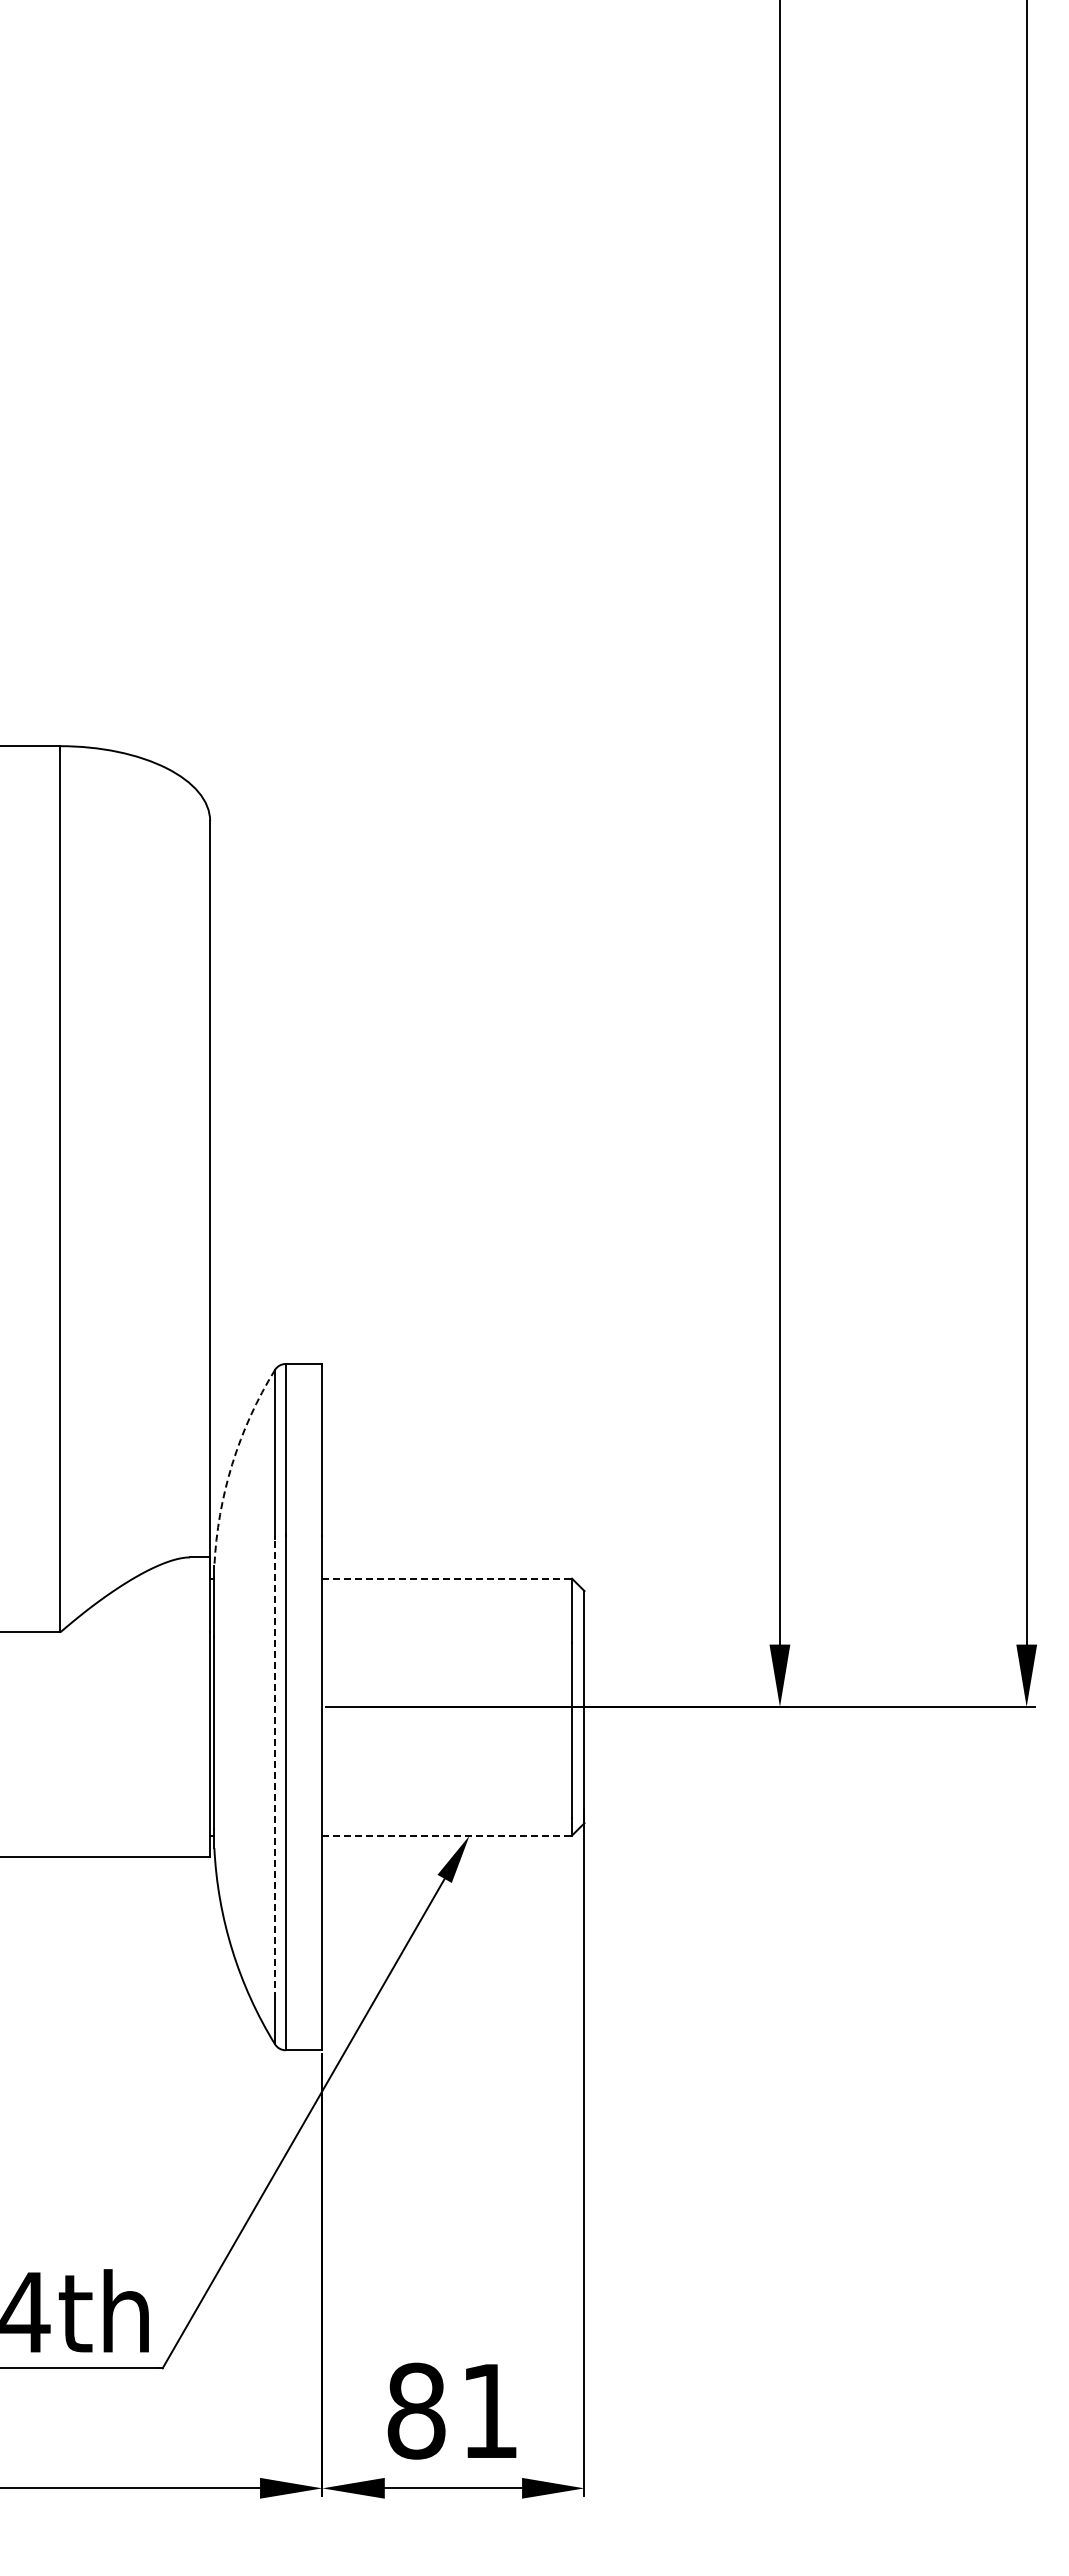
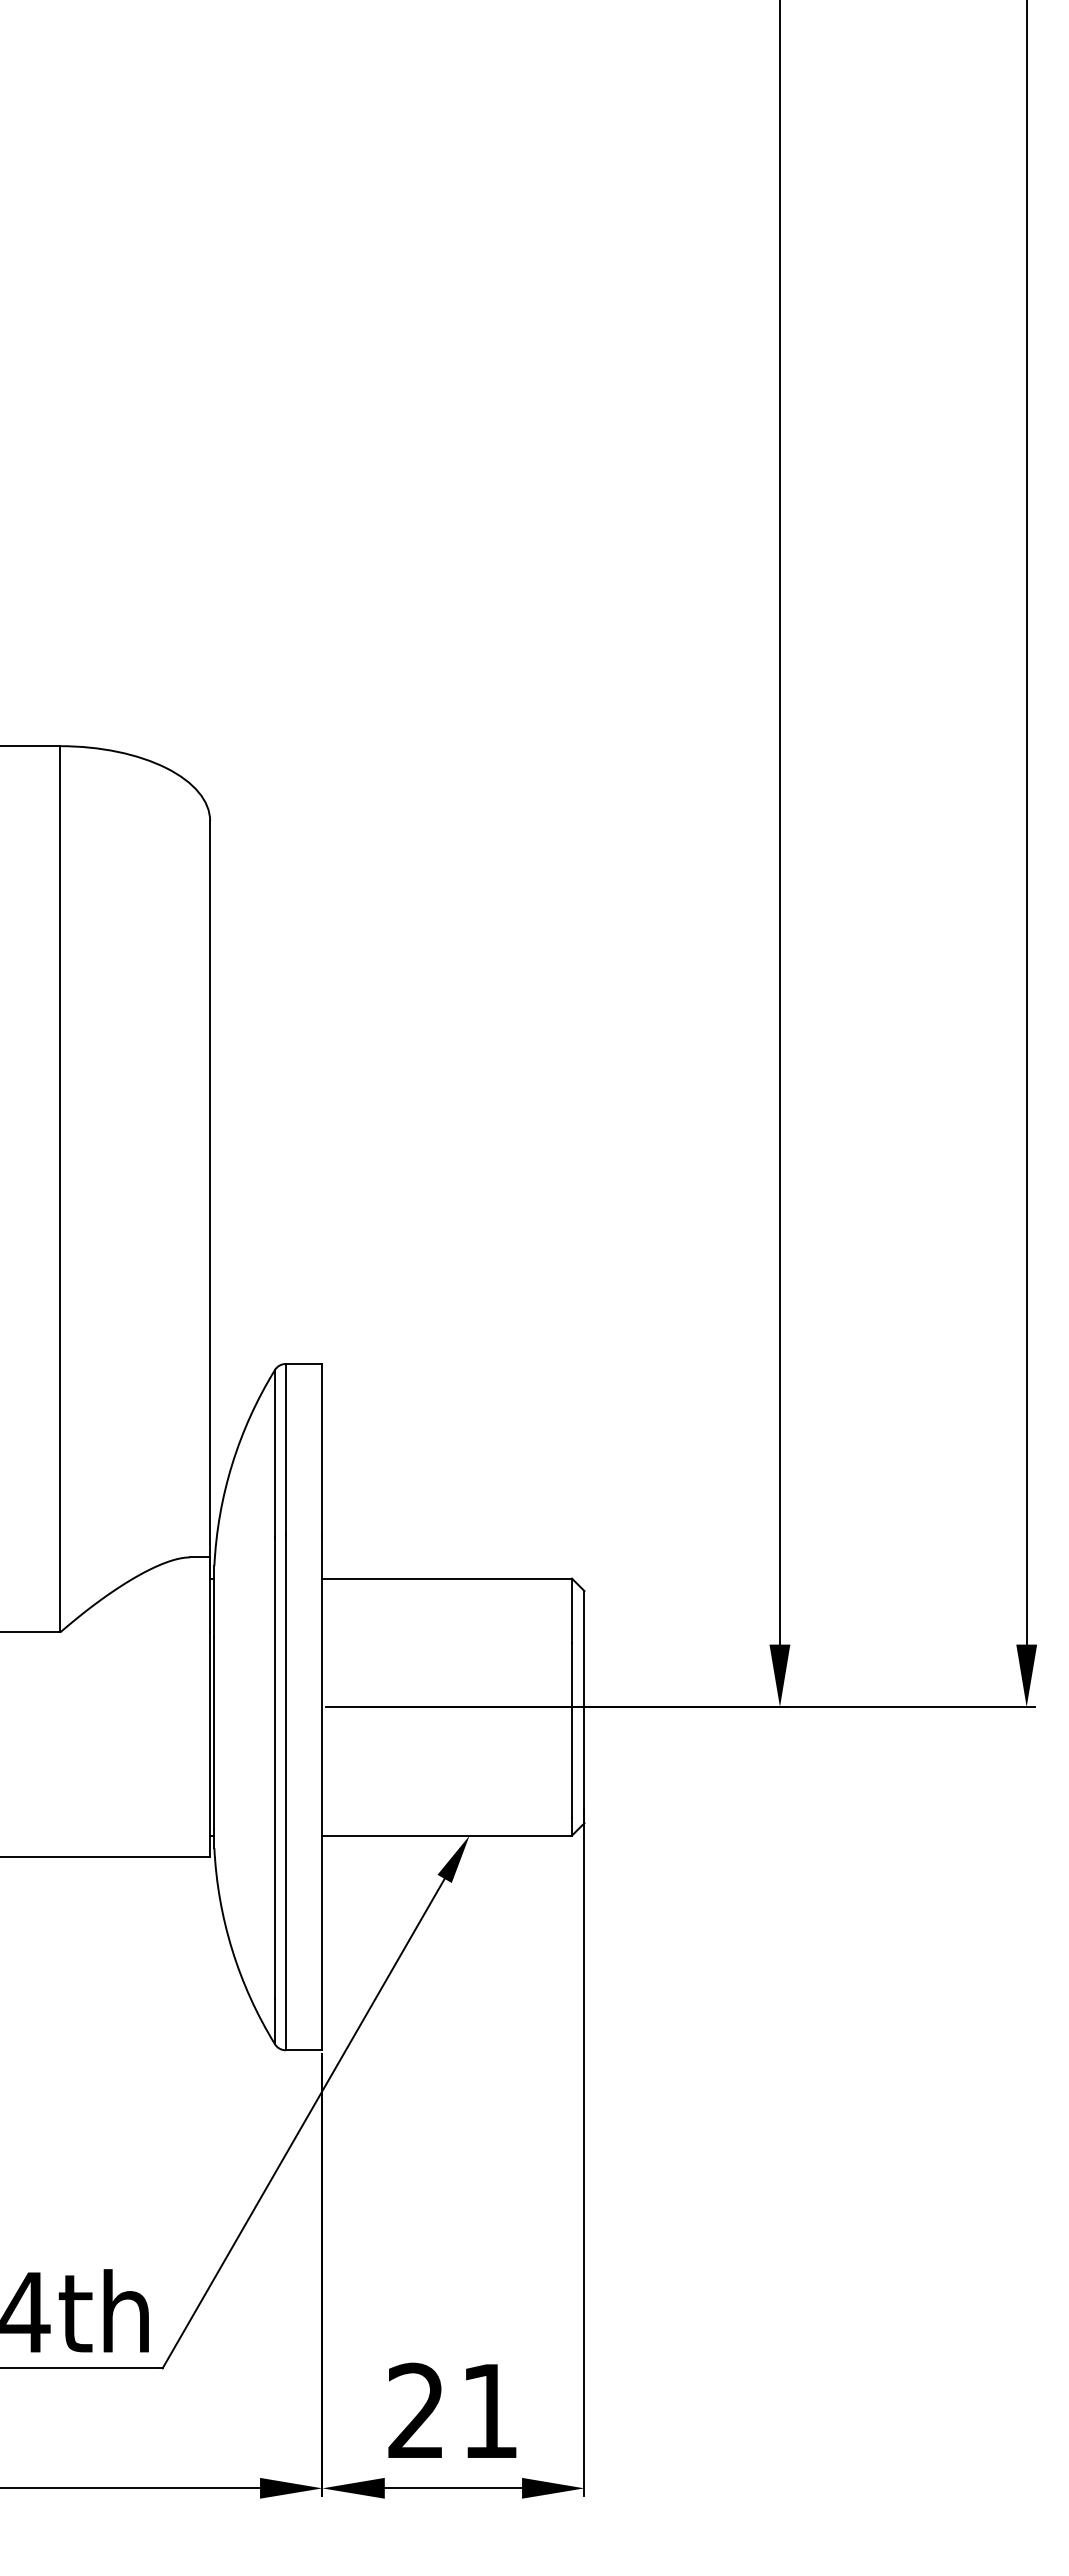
arc: dashed -> solid (232, 1464)
line: dashed -> solid (447, 1578)
line: dashed -> solid (275, 1768)
line: dashed -> solid (447, 1835)
text: 81 -> 21 (416, 2410)
